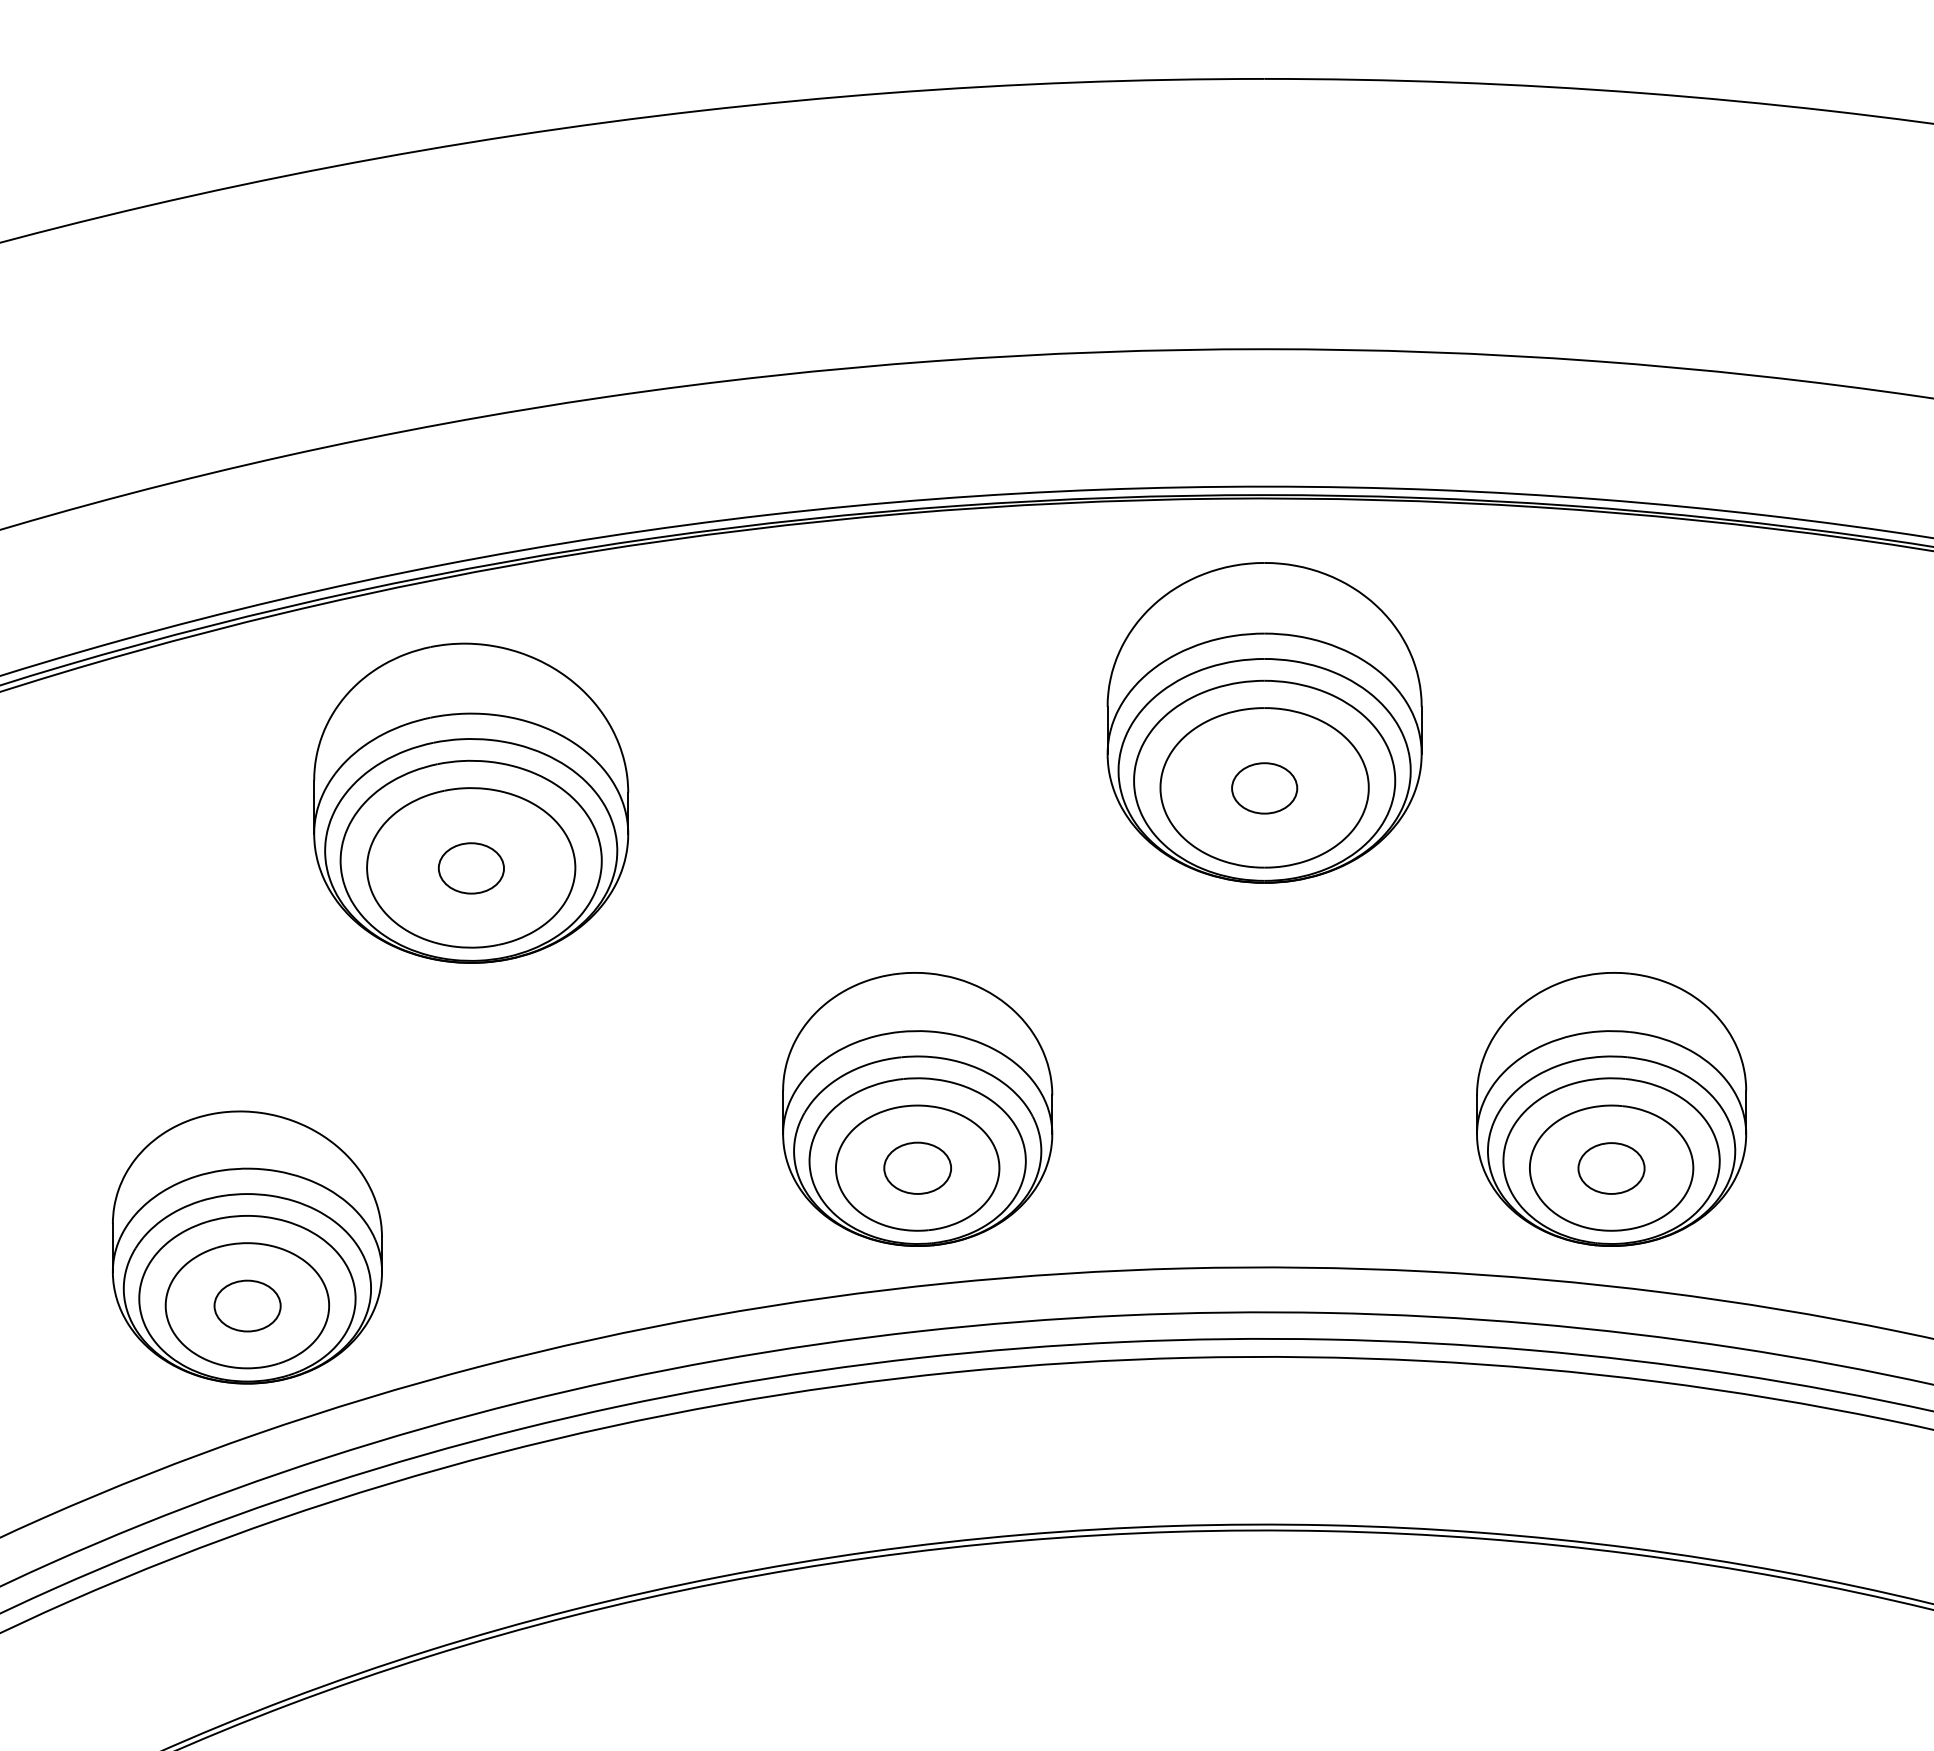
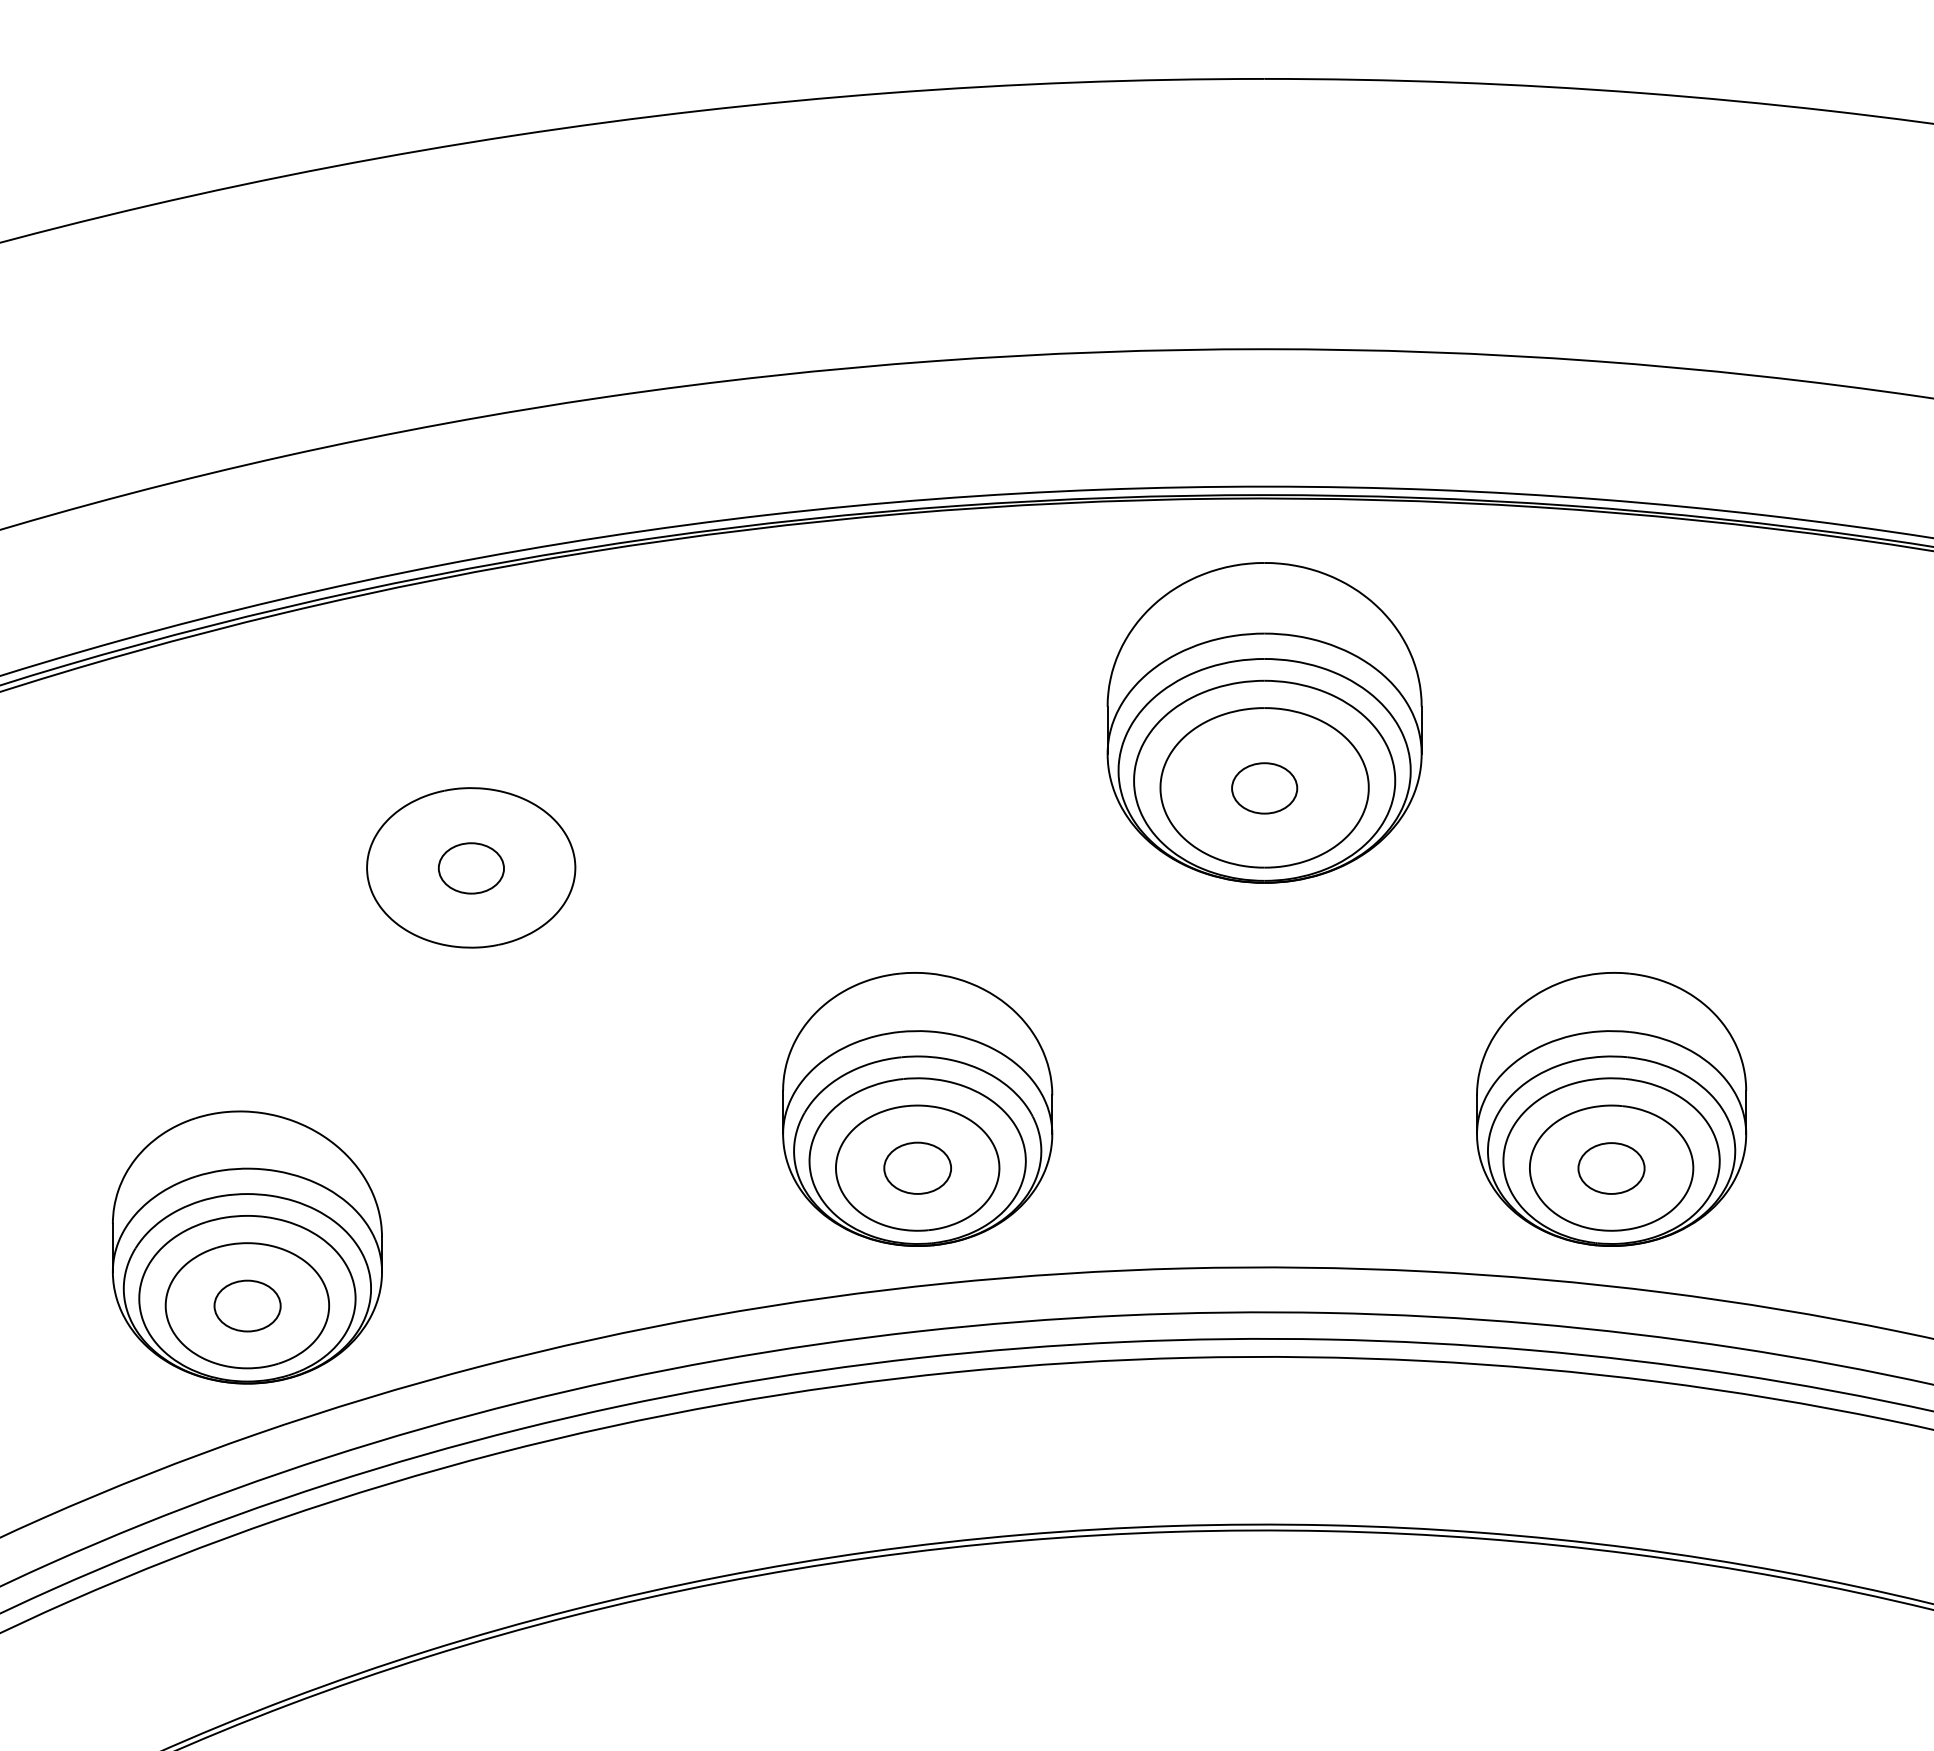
part: present -> none (471, 802)
